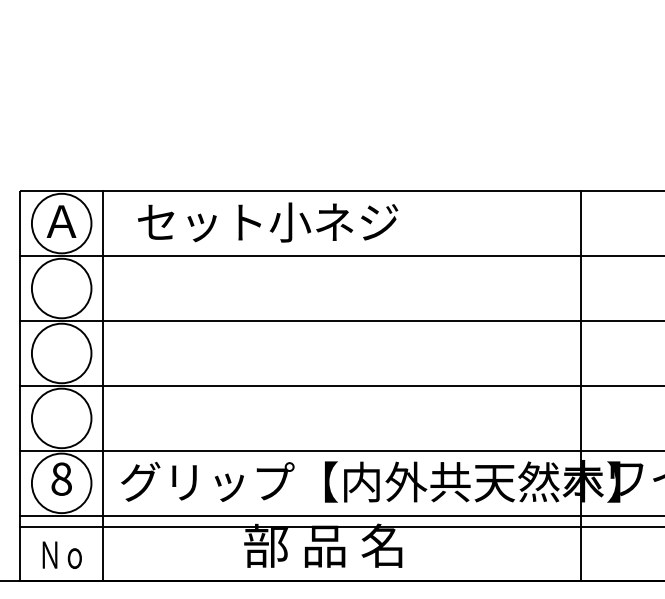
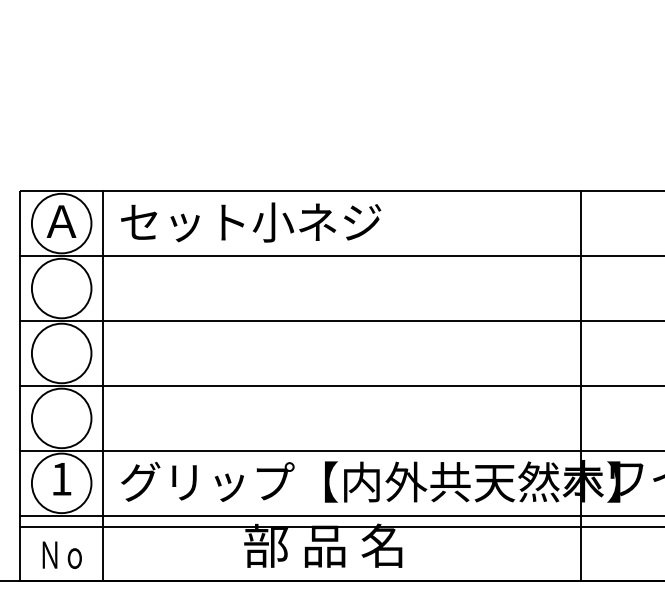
text position: (268, 222) -> (251, 222) (251, 222)
text: 8 -> 1 (61, 478)
